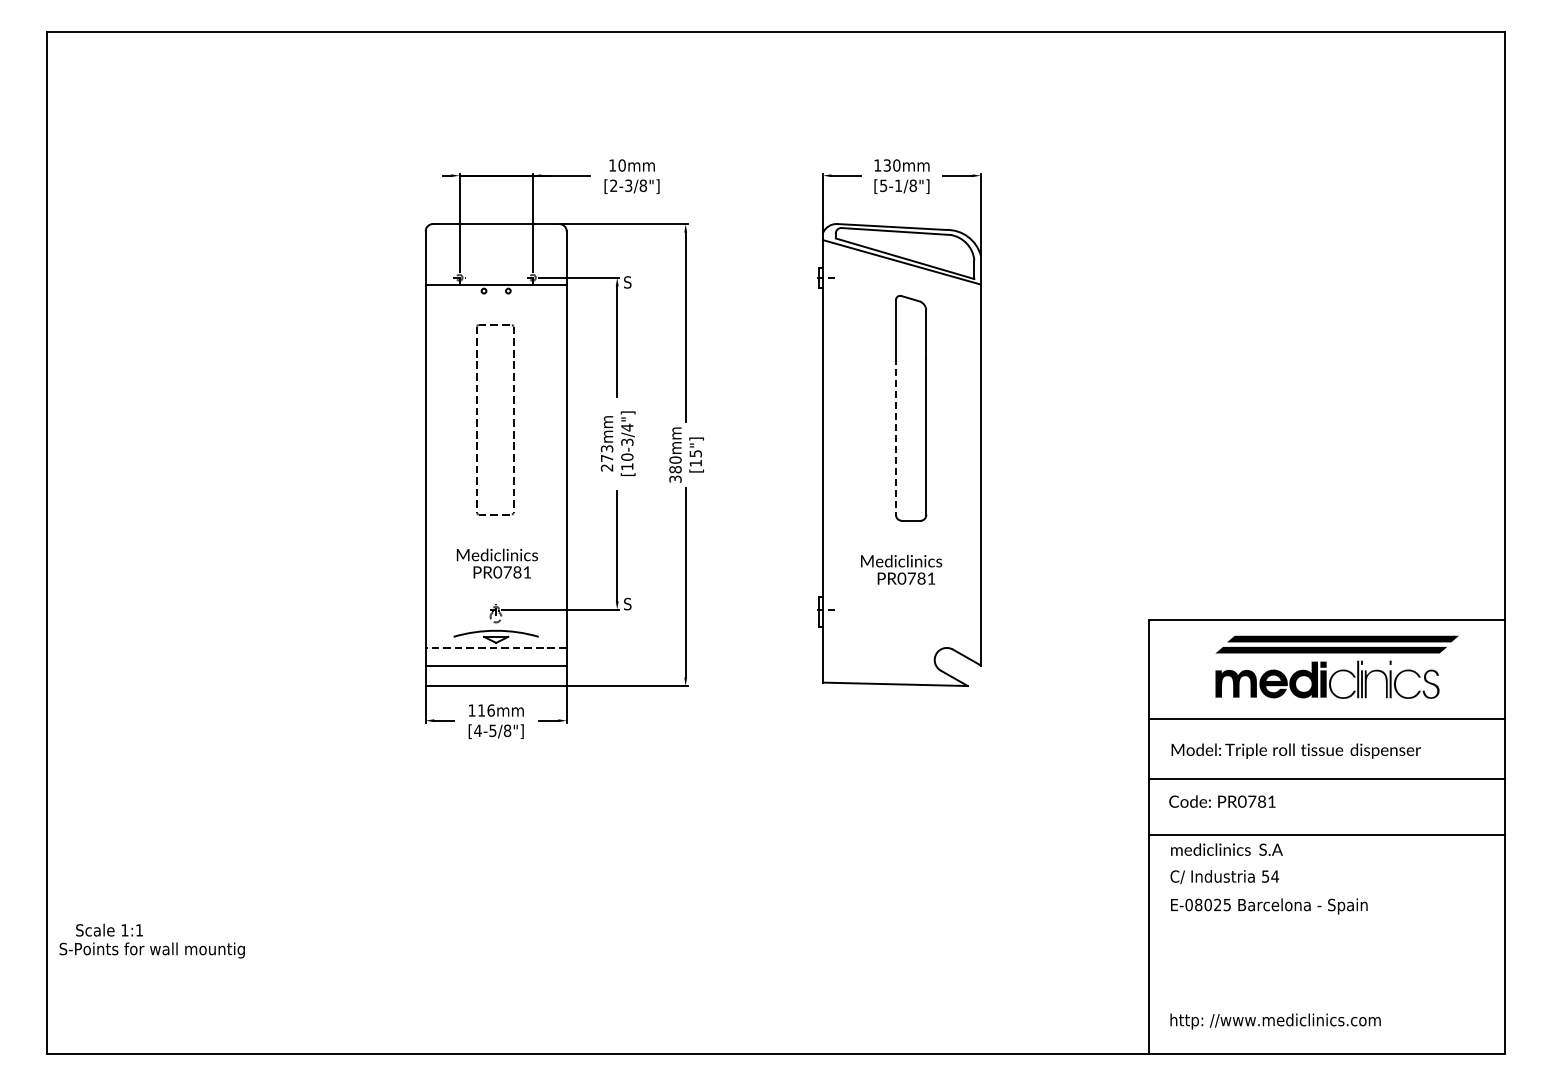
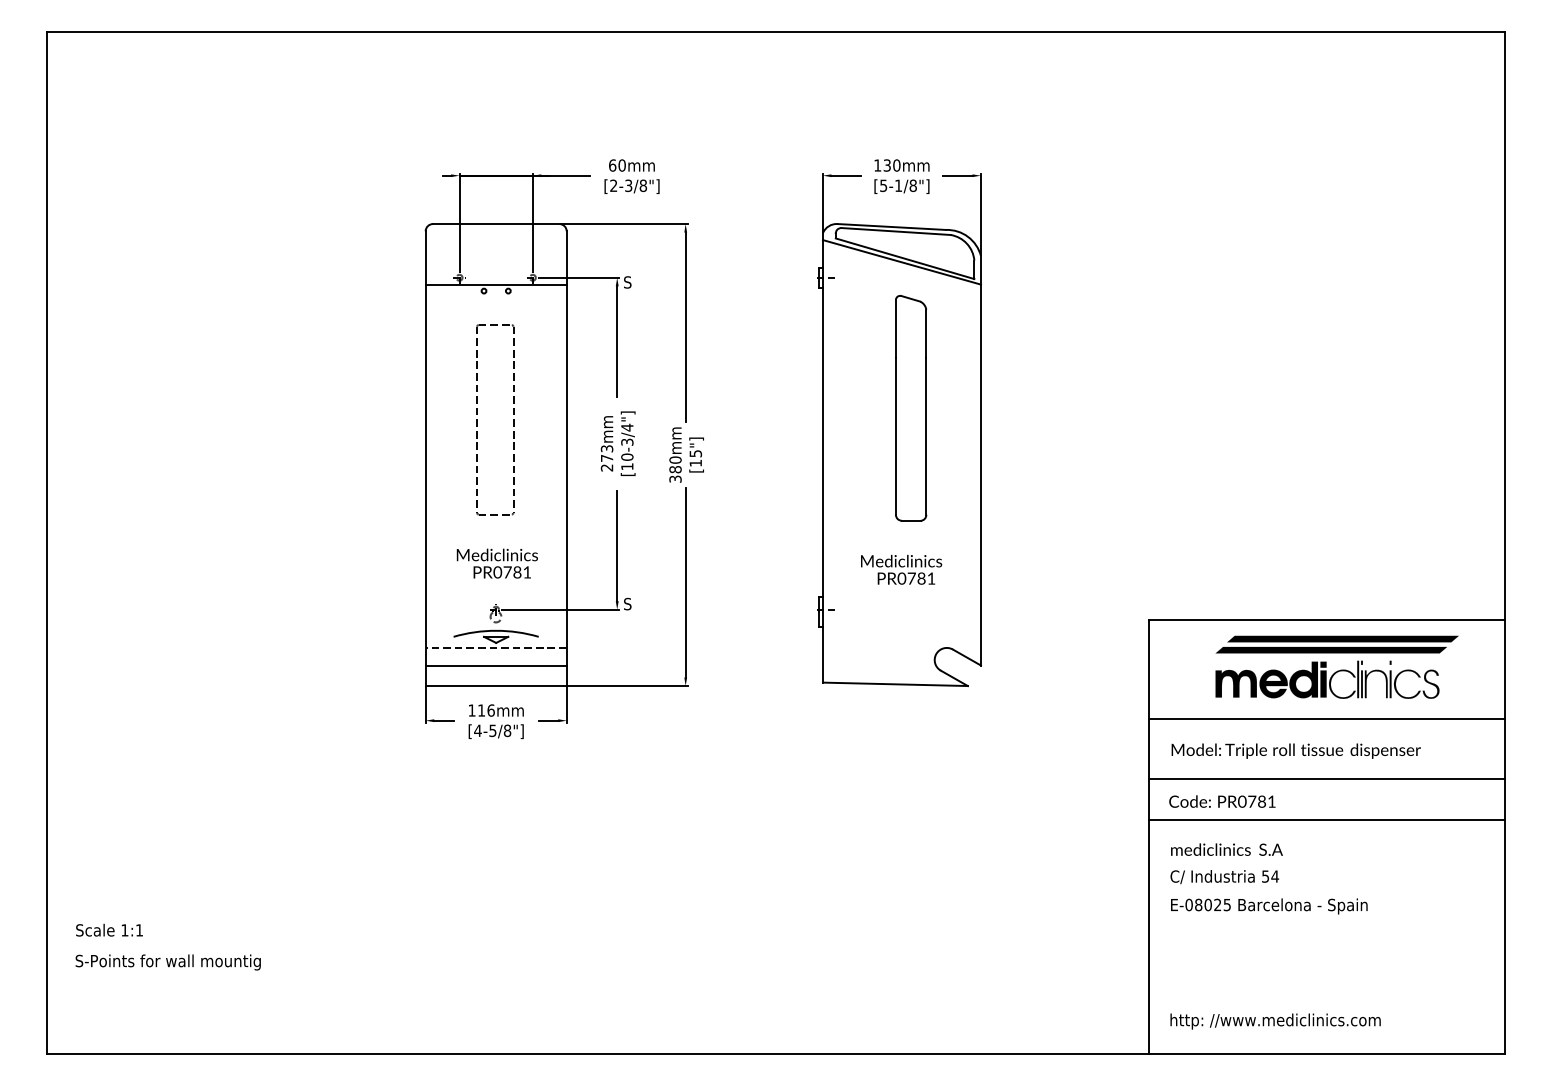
text: 10mm -> 60mm (612, 165)
line: dashed -> solid (895, 436)
line position: (1326, 834) -> (1326, 819) (1326, 819)
text position: (151, 950) -> (167, 962) (167, 962)
